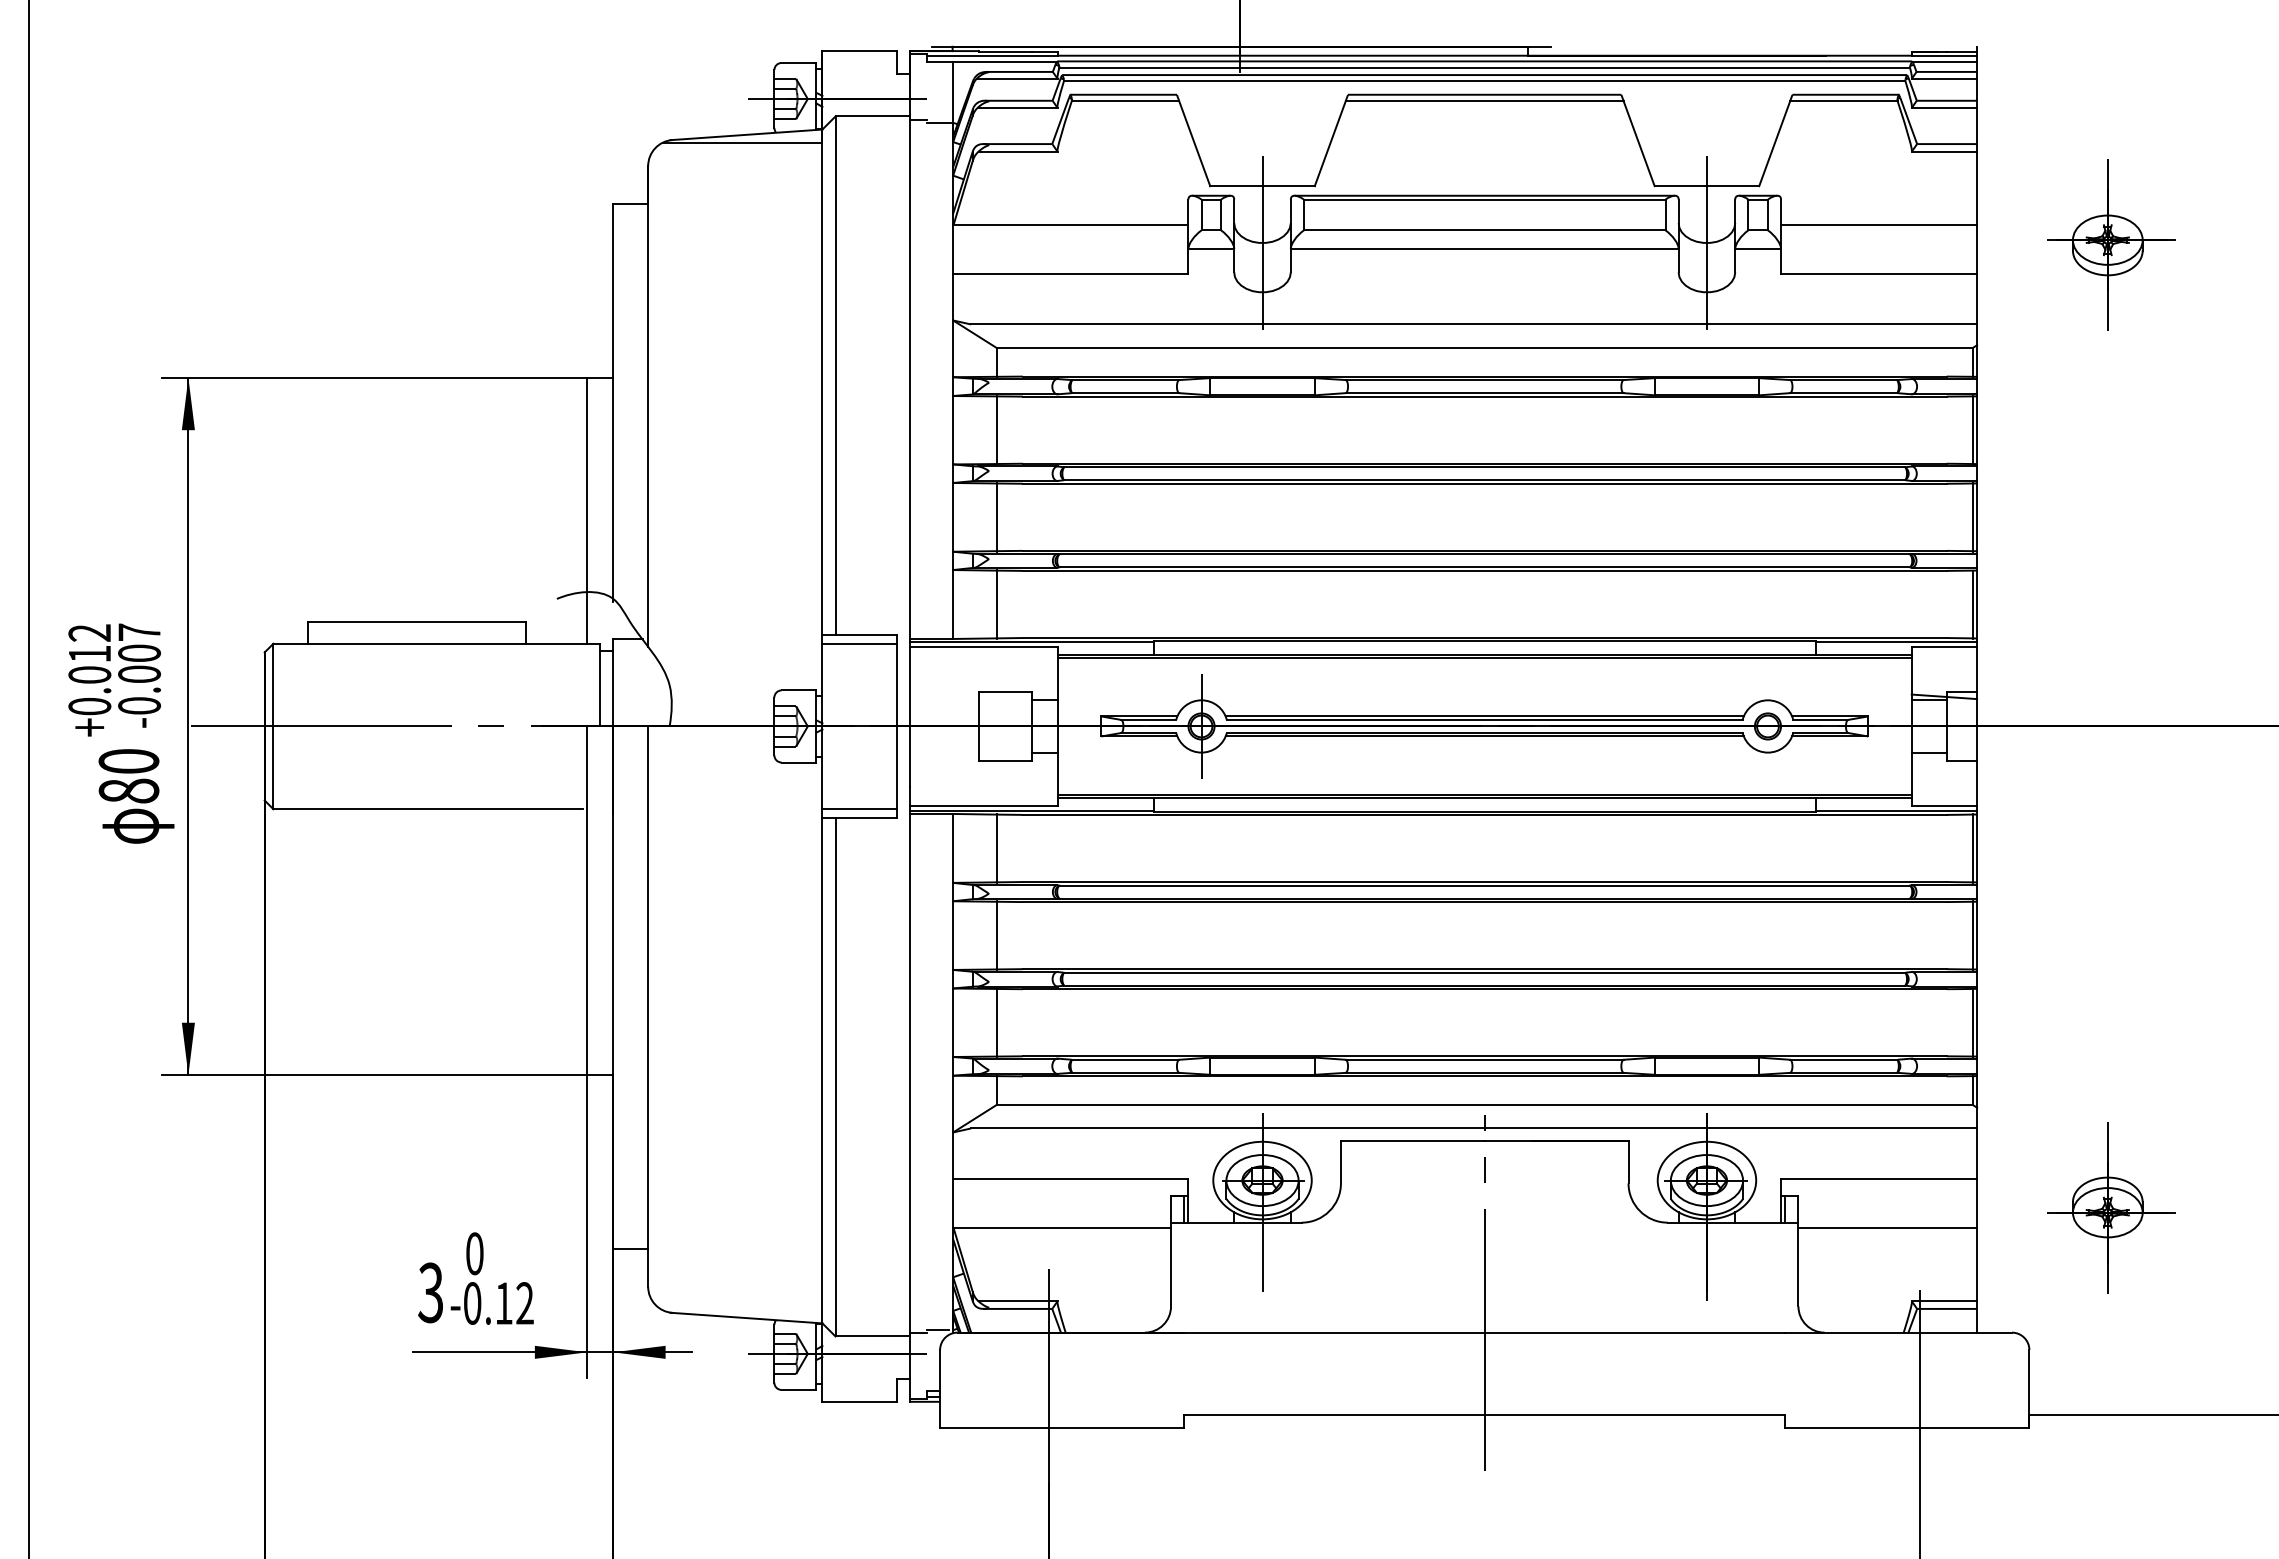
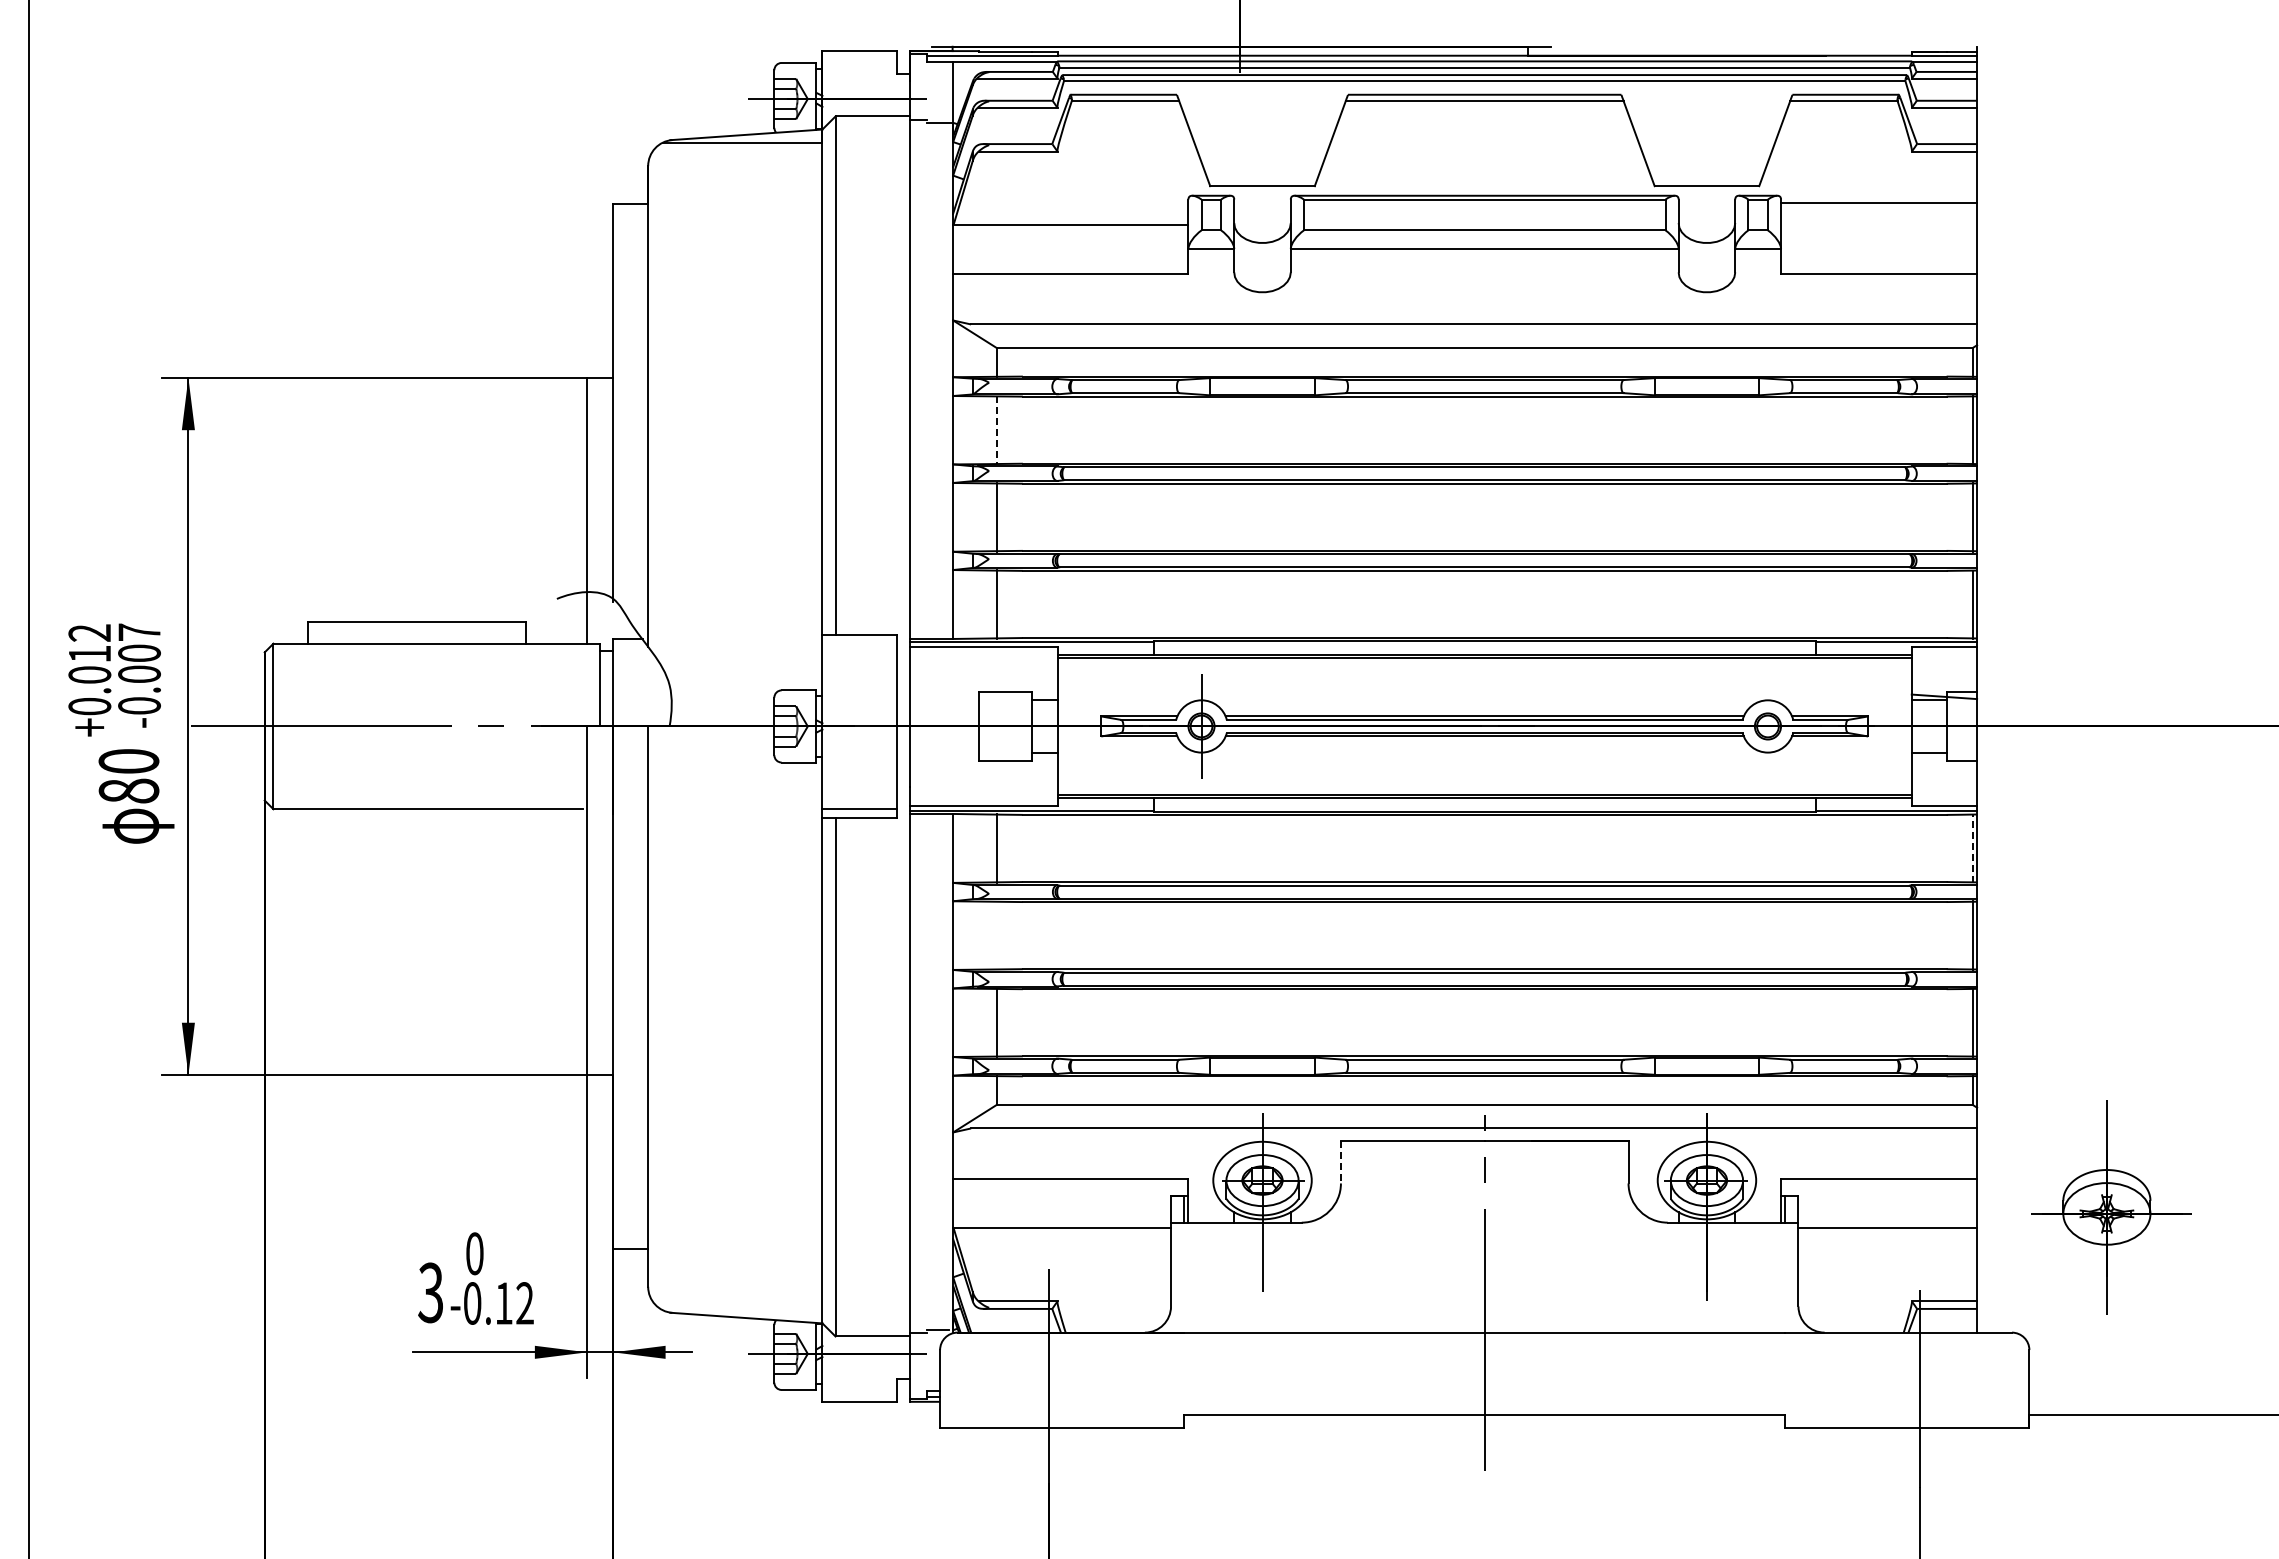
line position: (1879, 224) -> (1879, 202) (1879, 202)
line: present -> none (1262, 243)
line: present -> none (1706, 243)
part: present -> none (2111, 244)
line: solid -> dashed (996, 430)
line: present -> none (859, 643)
line: solid -> dashed (1972, 847)
line: present -> none (996, 935)
line: solid -> dashed (1340, 1162)
part size: 129x172 px -> 161x215 px (2111, 1207)
